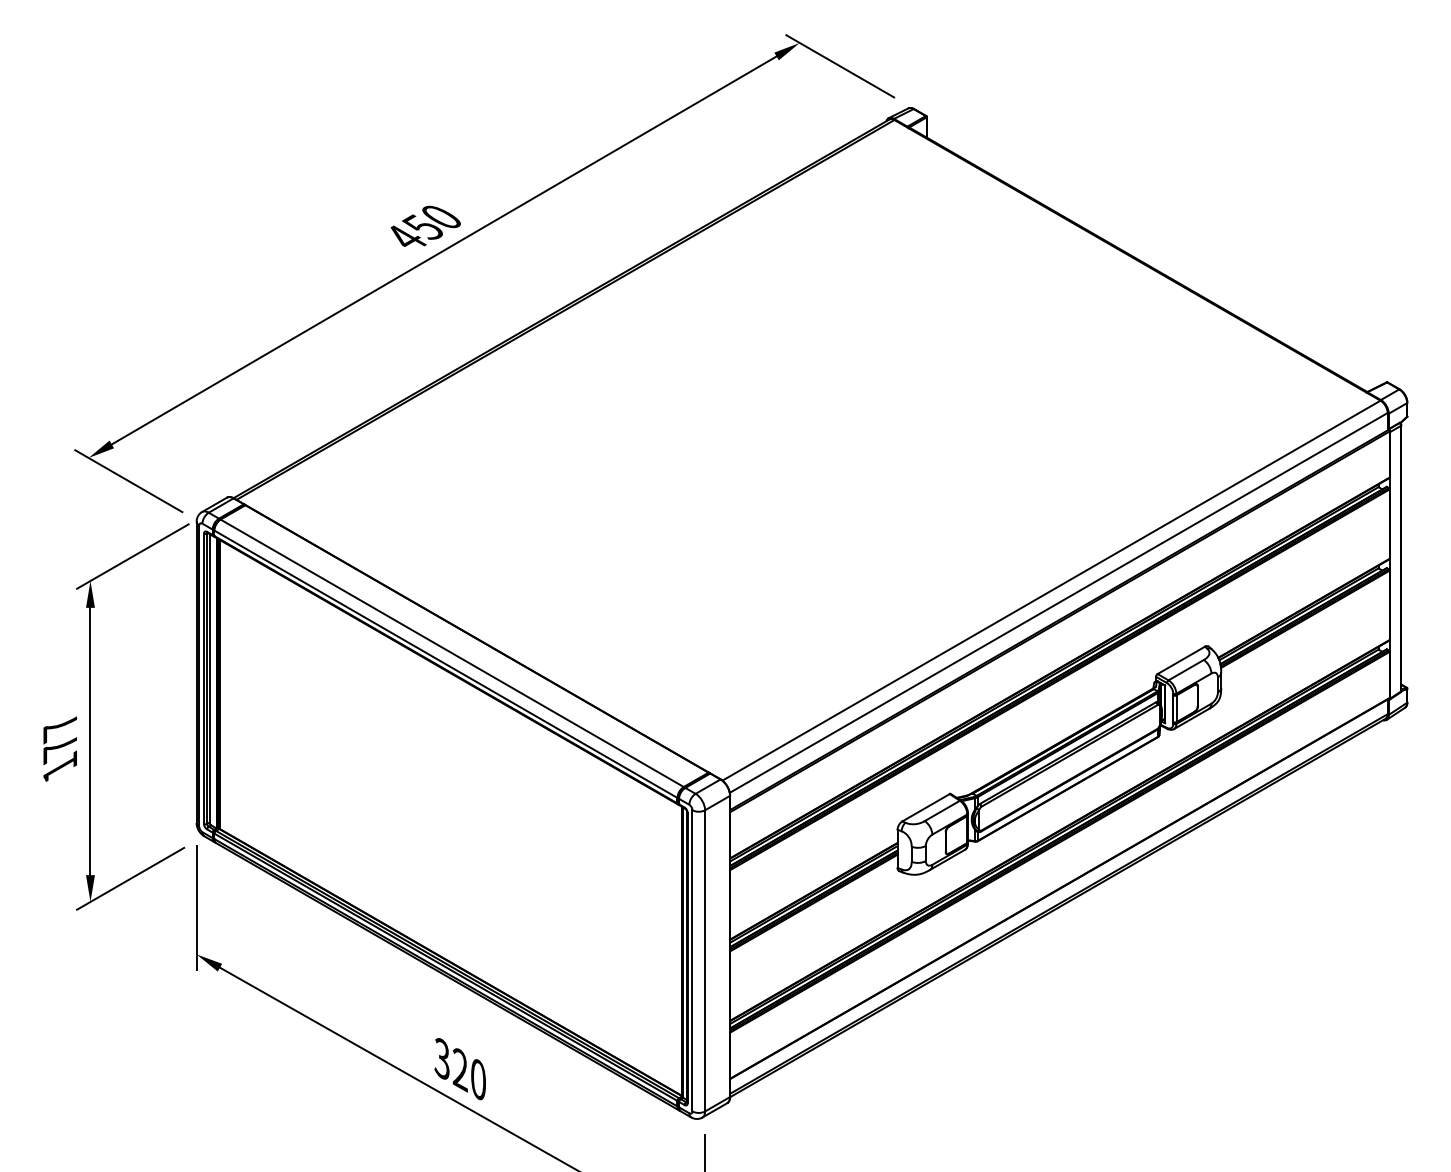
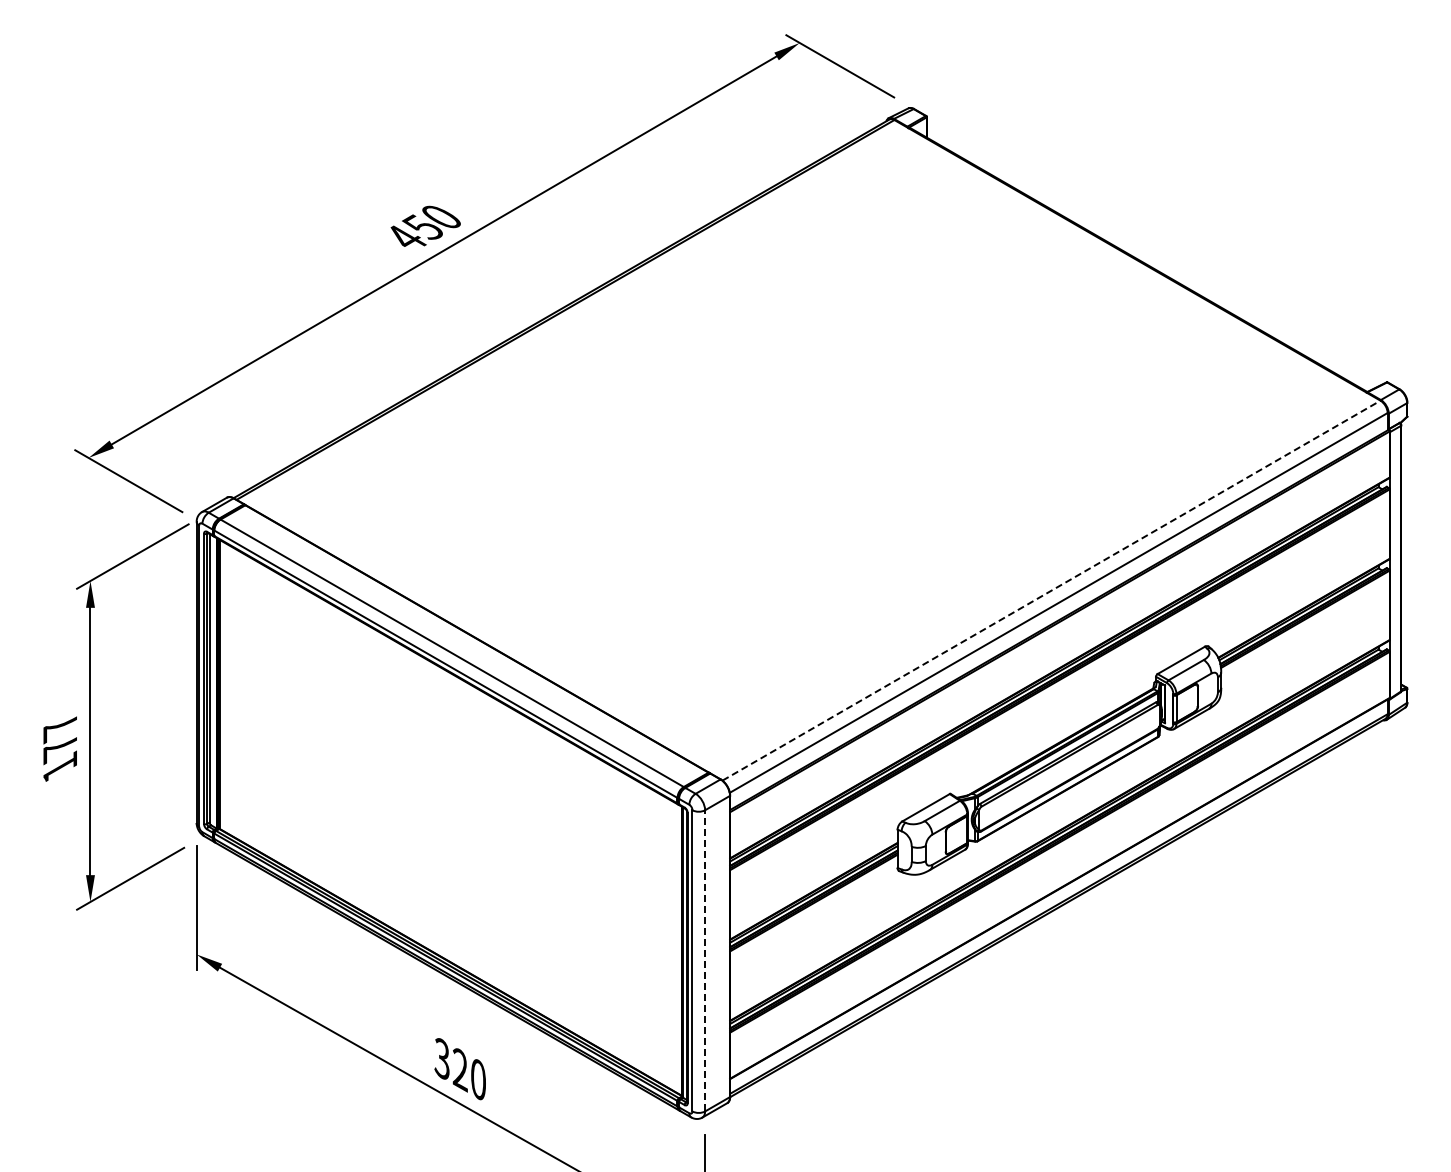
line: solid -> dashed (1051, 590)
line: solid -> dashed (705, 960)
